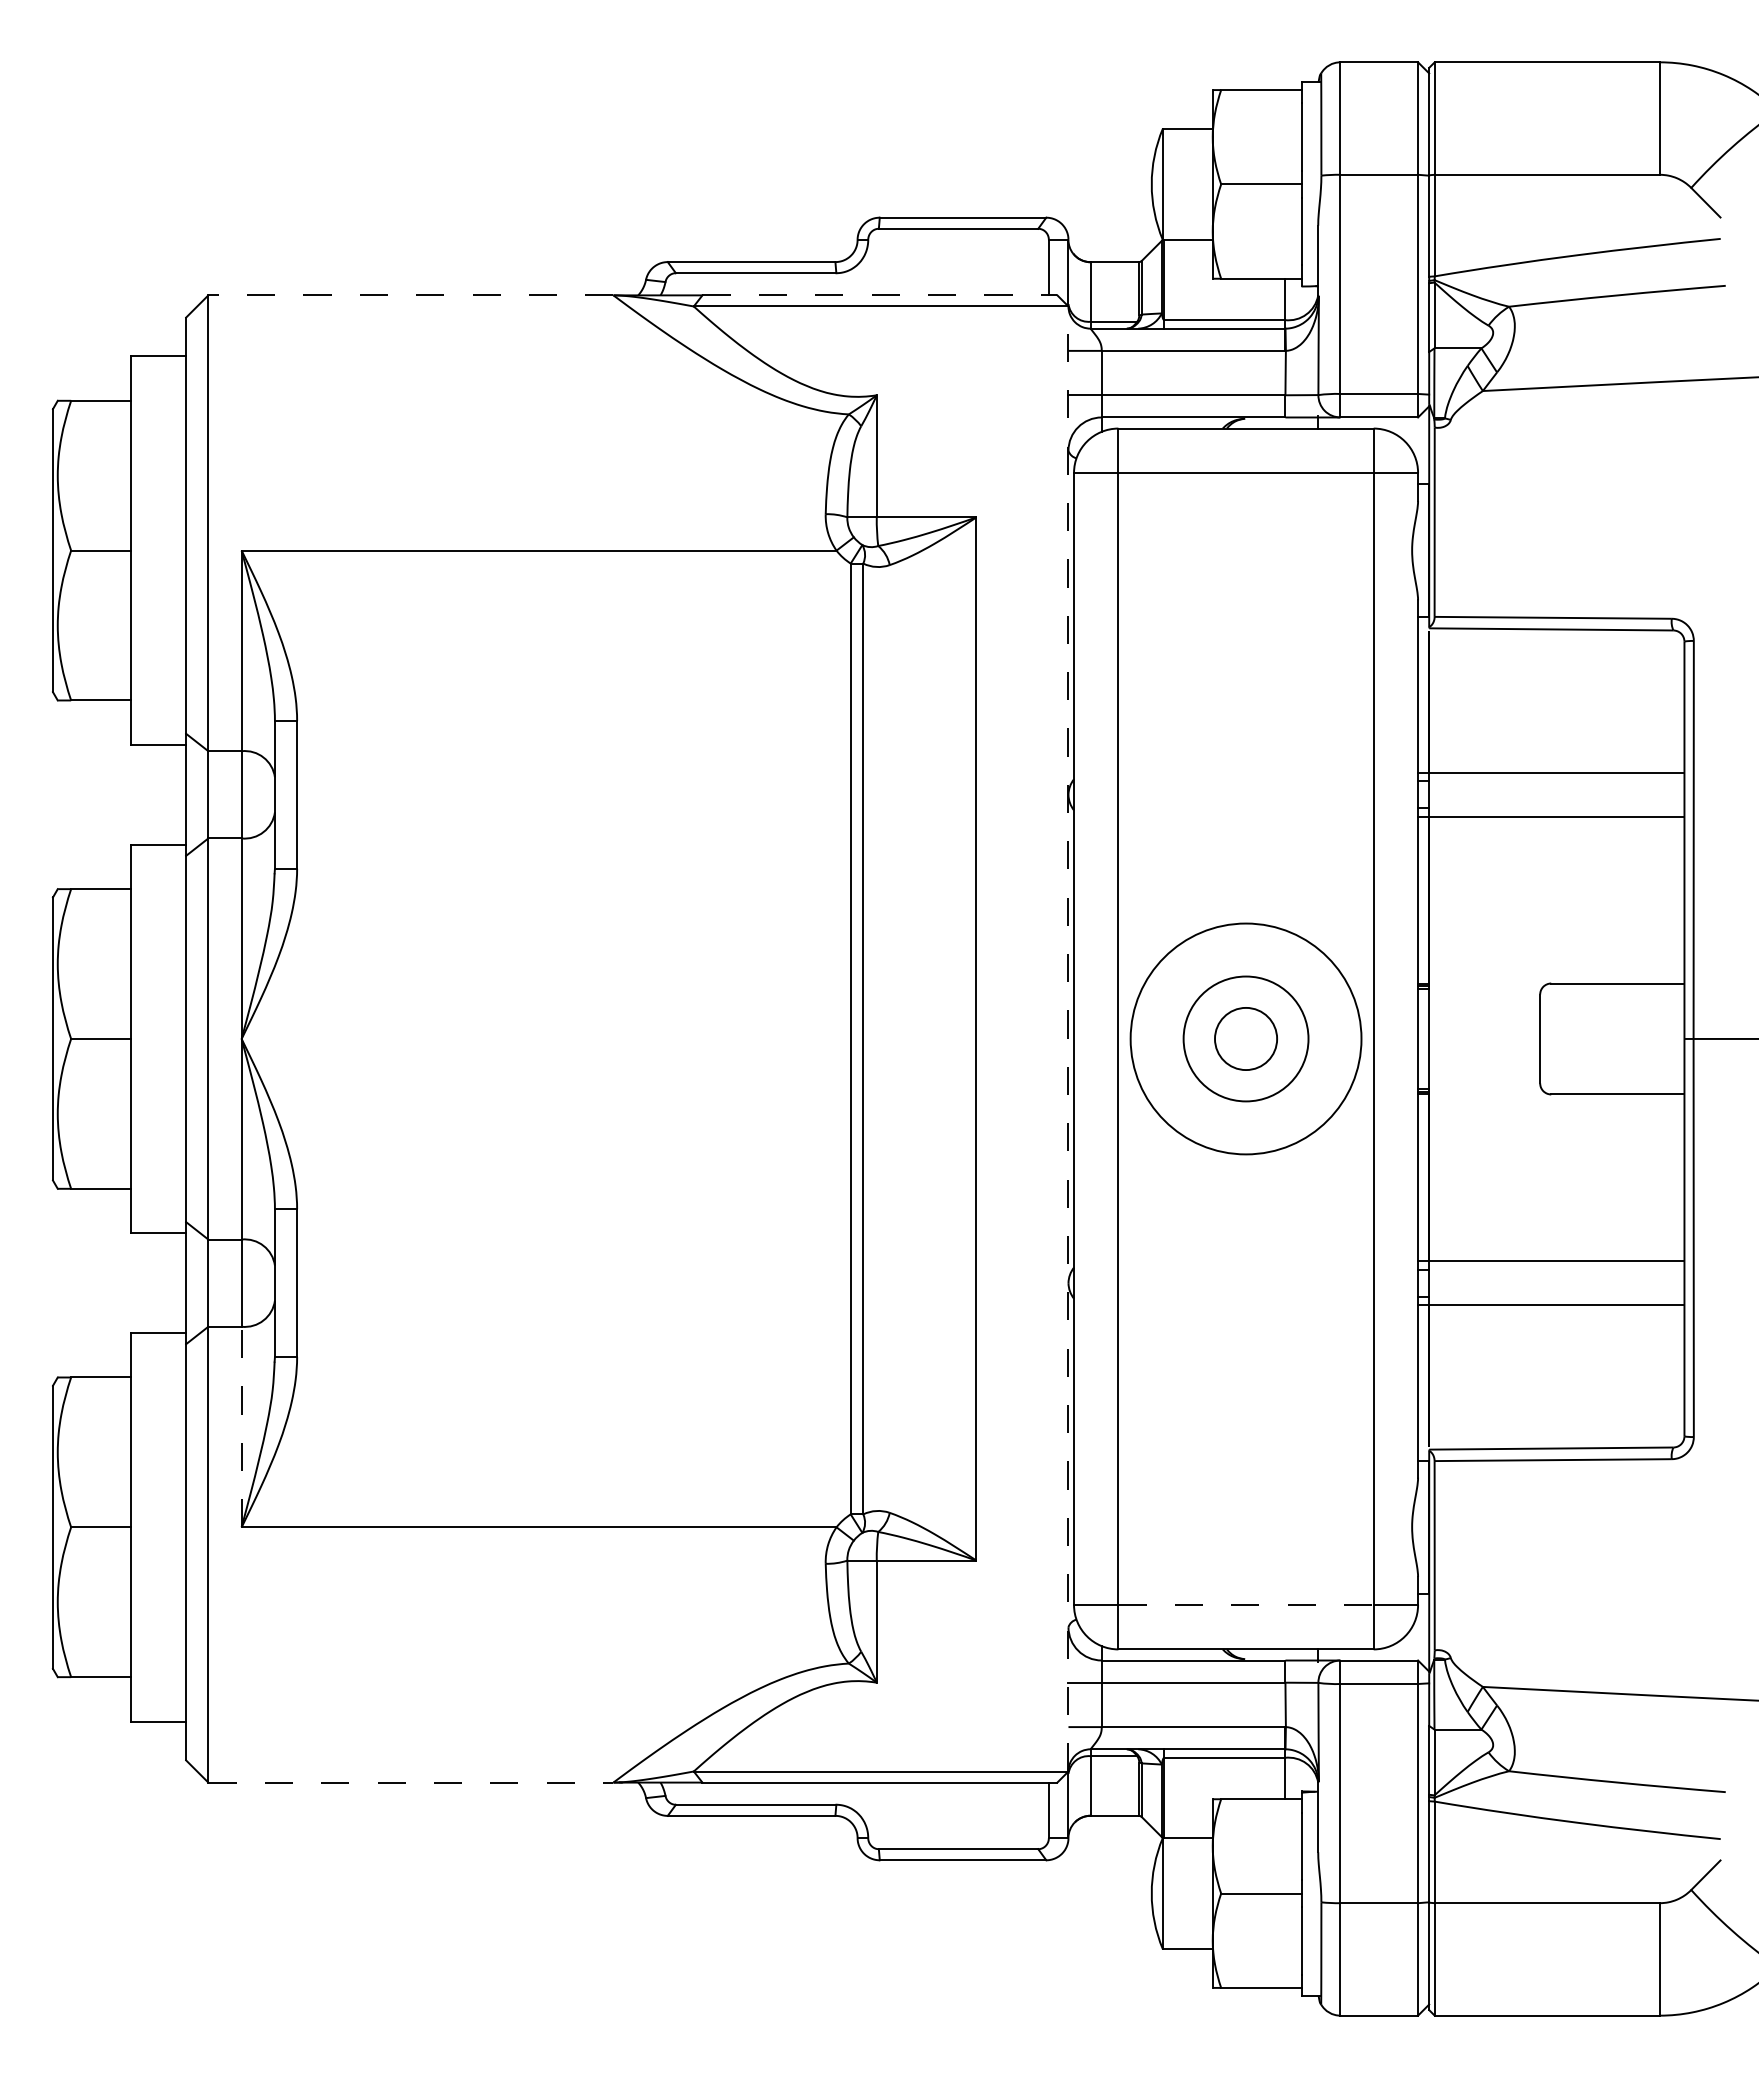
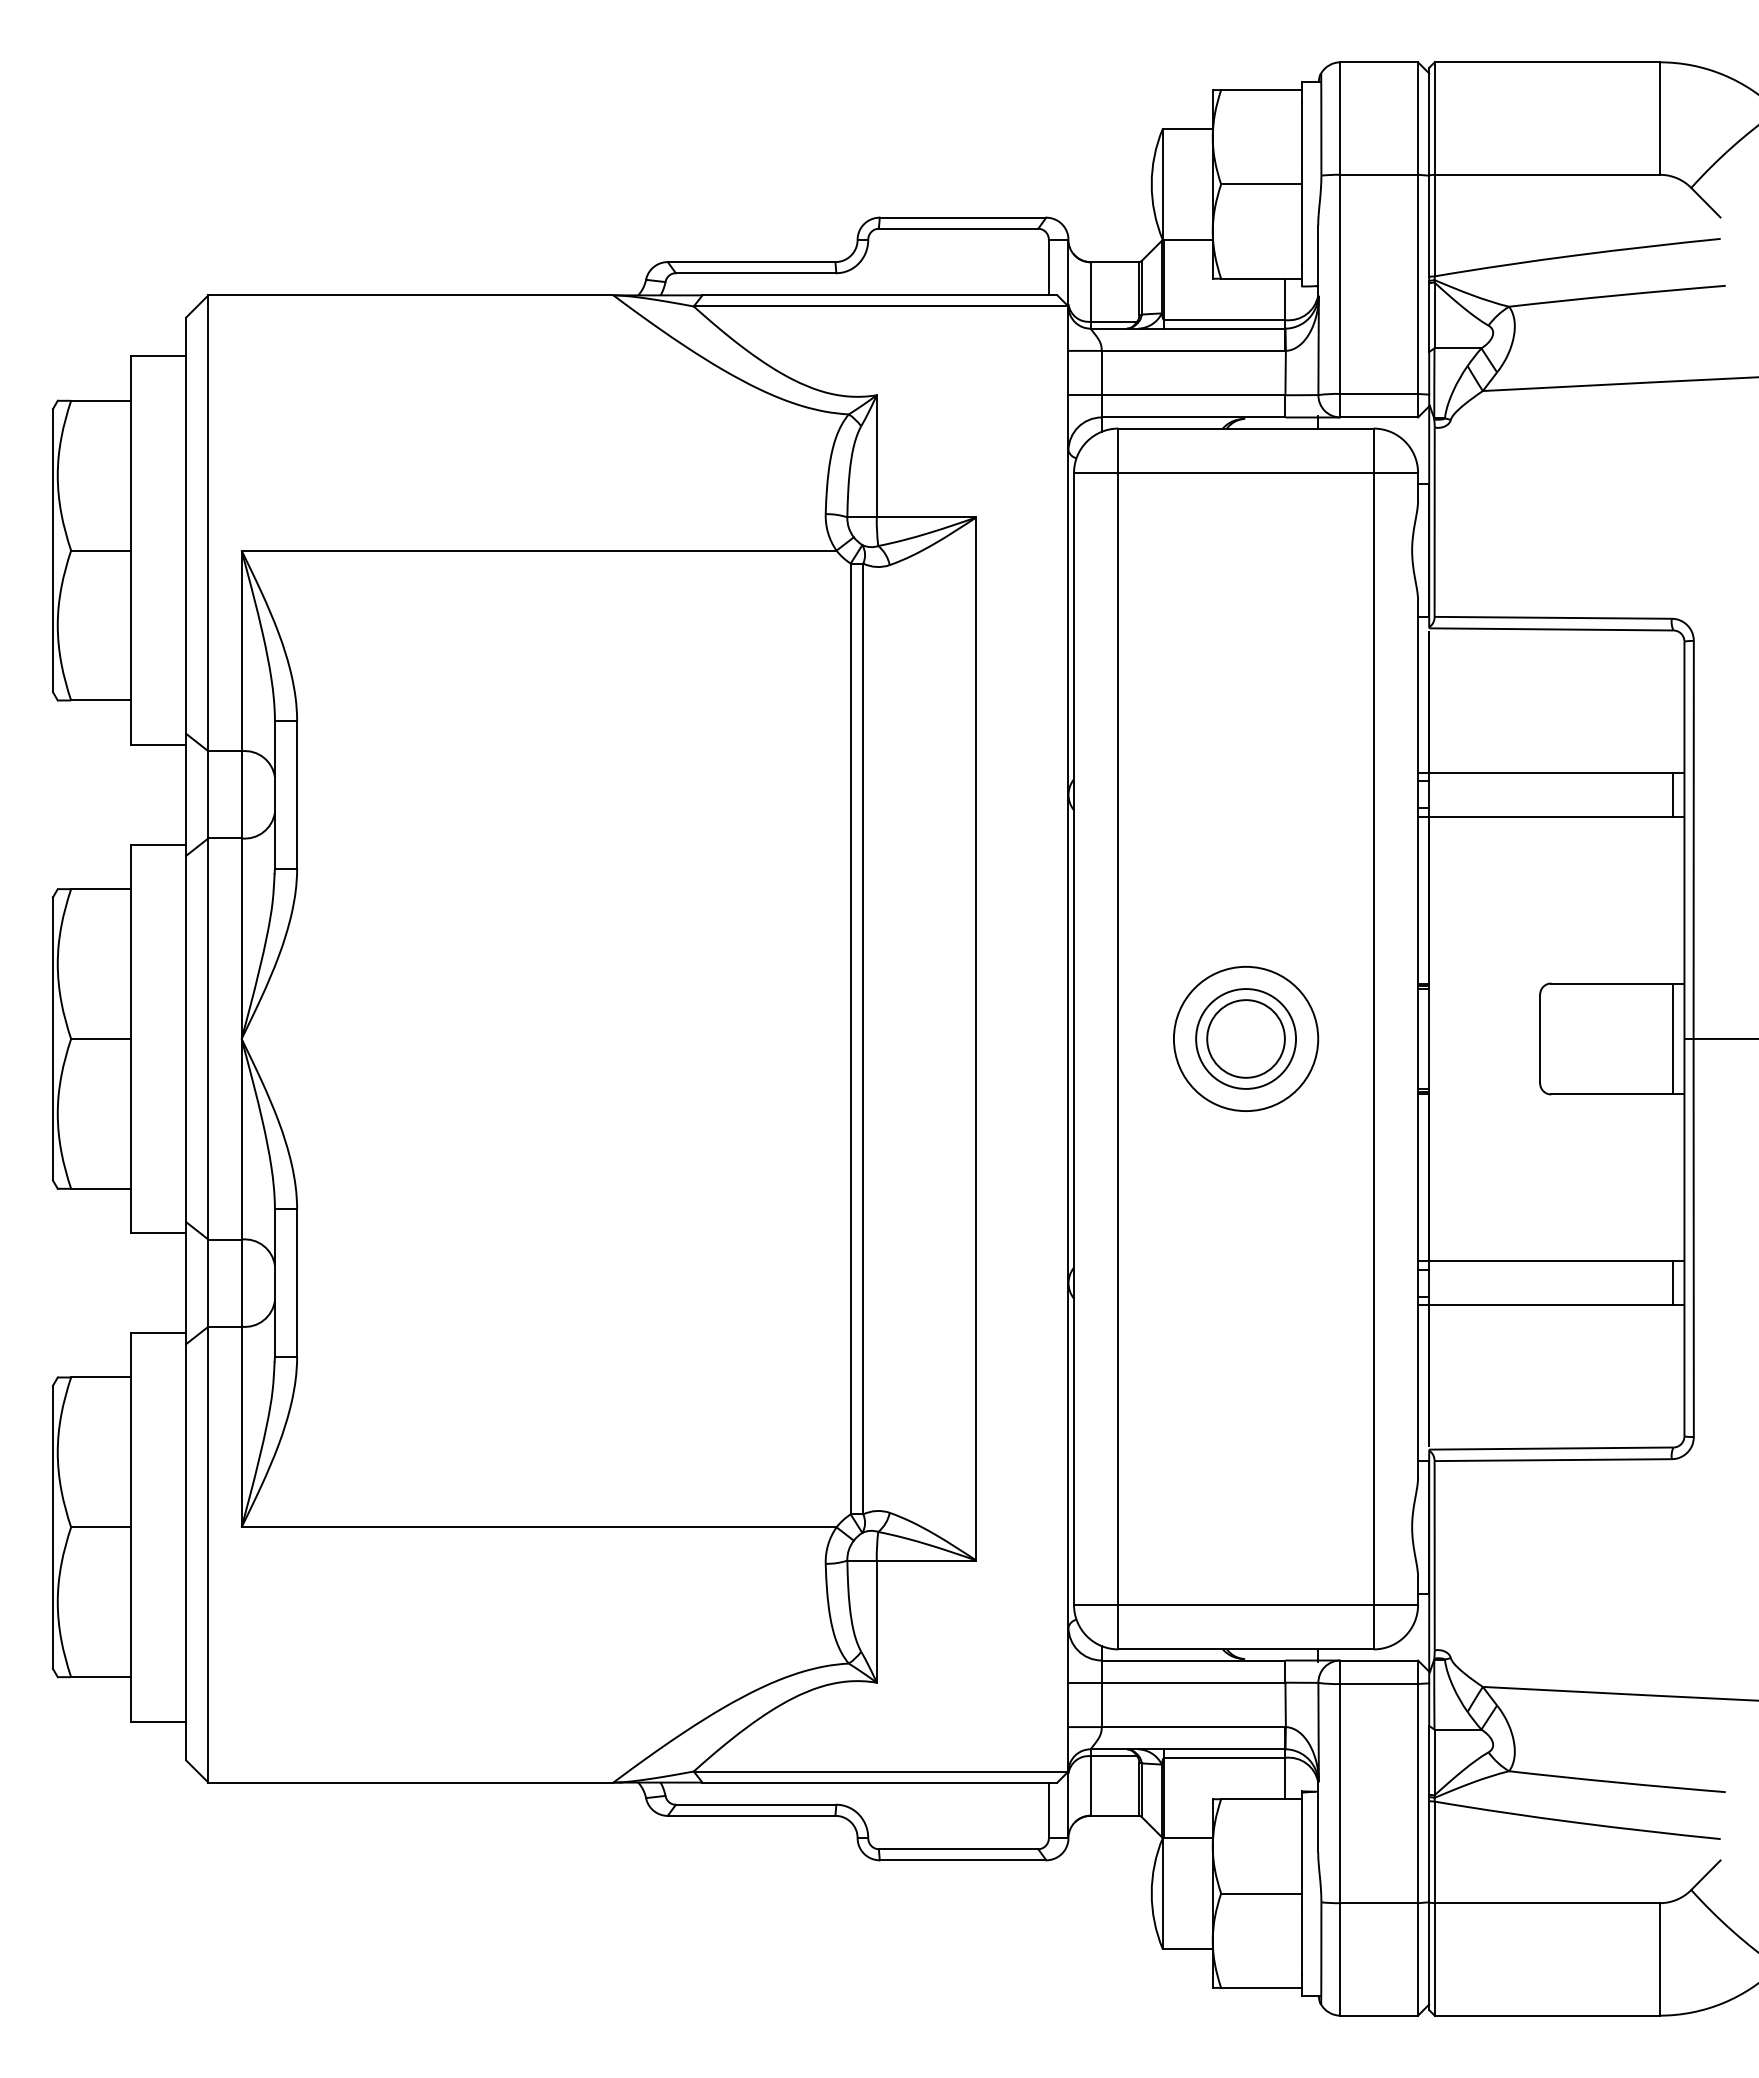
line: dashed -> solid (410, 295)
line: dashed -> solid (880, 295)
line: none -> present (1673, 794)
circle diameter: 125 px -> 100 px (1246, 1038)
circle diameter: 231 px -> 144 px (1245, 1038)
circle diameter: 62 px -> 78 px (1245, 1038)
line: none -> present (1673, 1038)
line: dashed -> solid (1068, 1039)
line: none -> present (1673, 1282)
line: dashed -> solid (241, 1426)
line: dashed -> solid (1246, 1605)
line: dashed -> solid (410, 1782)
